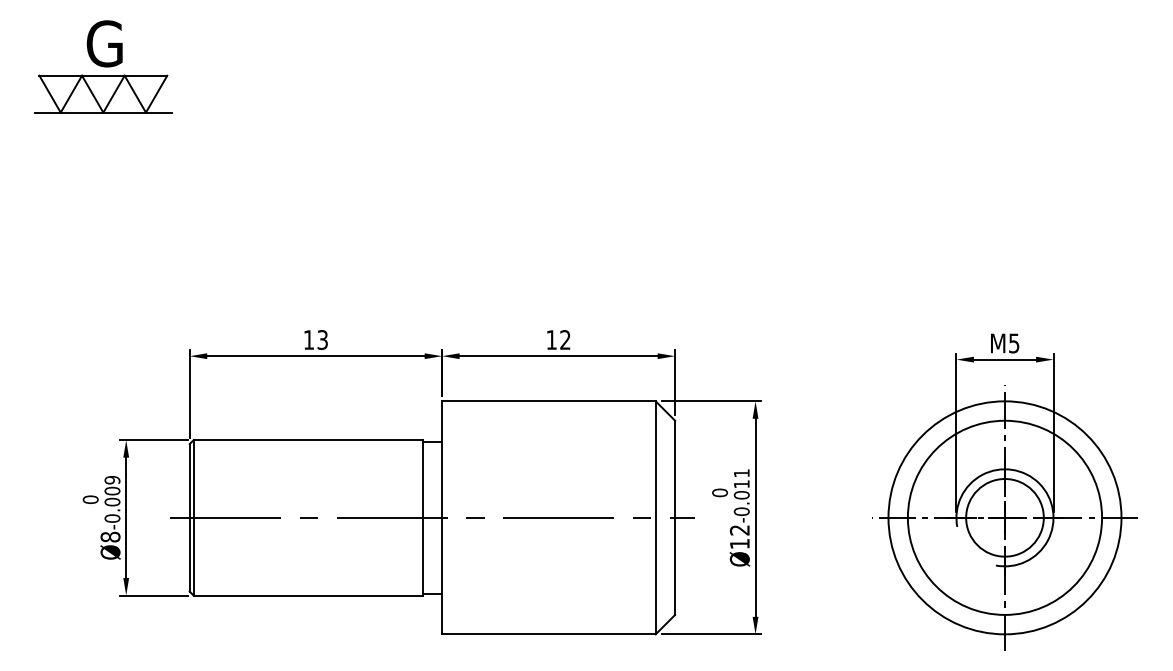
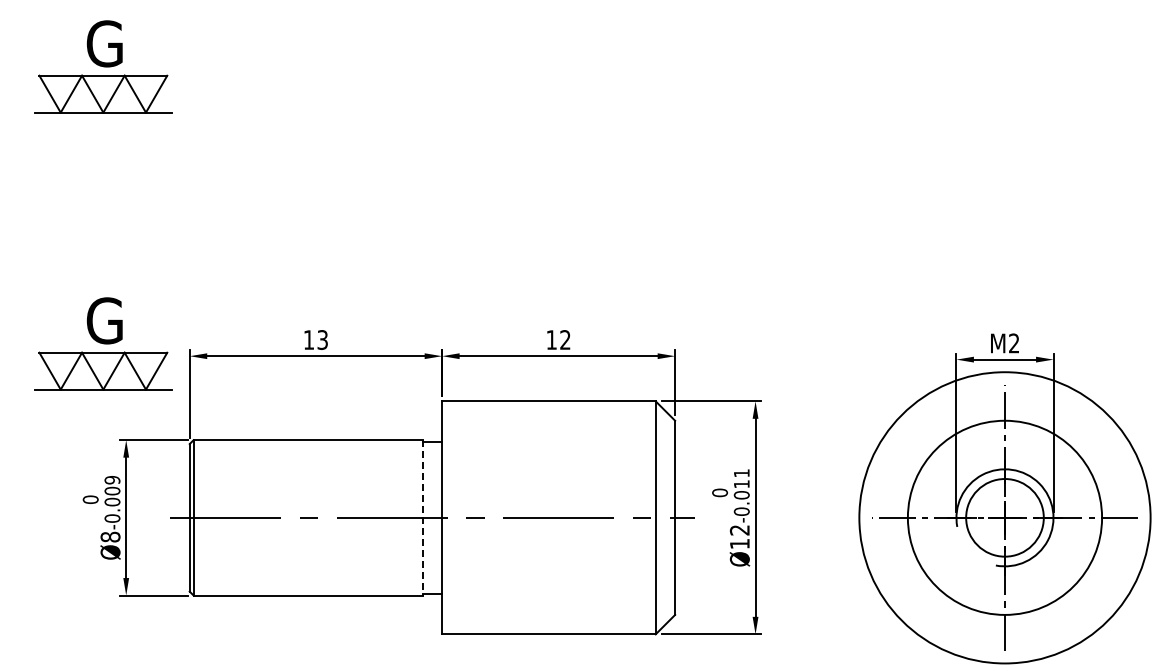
part: none -> present (103, 343)
text: M5 -> M2 (1014, 343)
line: solid -> dashed (422, 517)
circle diameter: 233 px -> 291 px (1004, 517)
